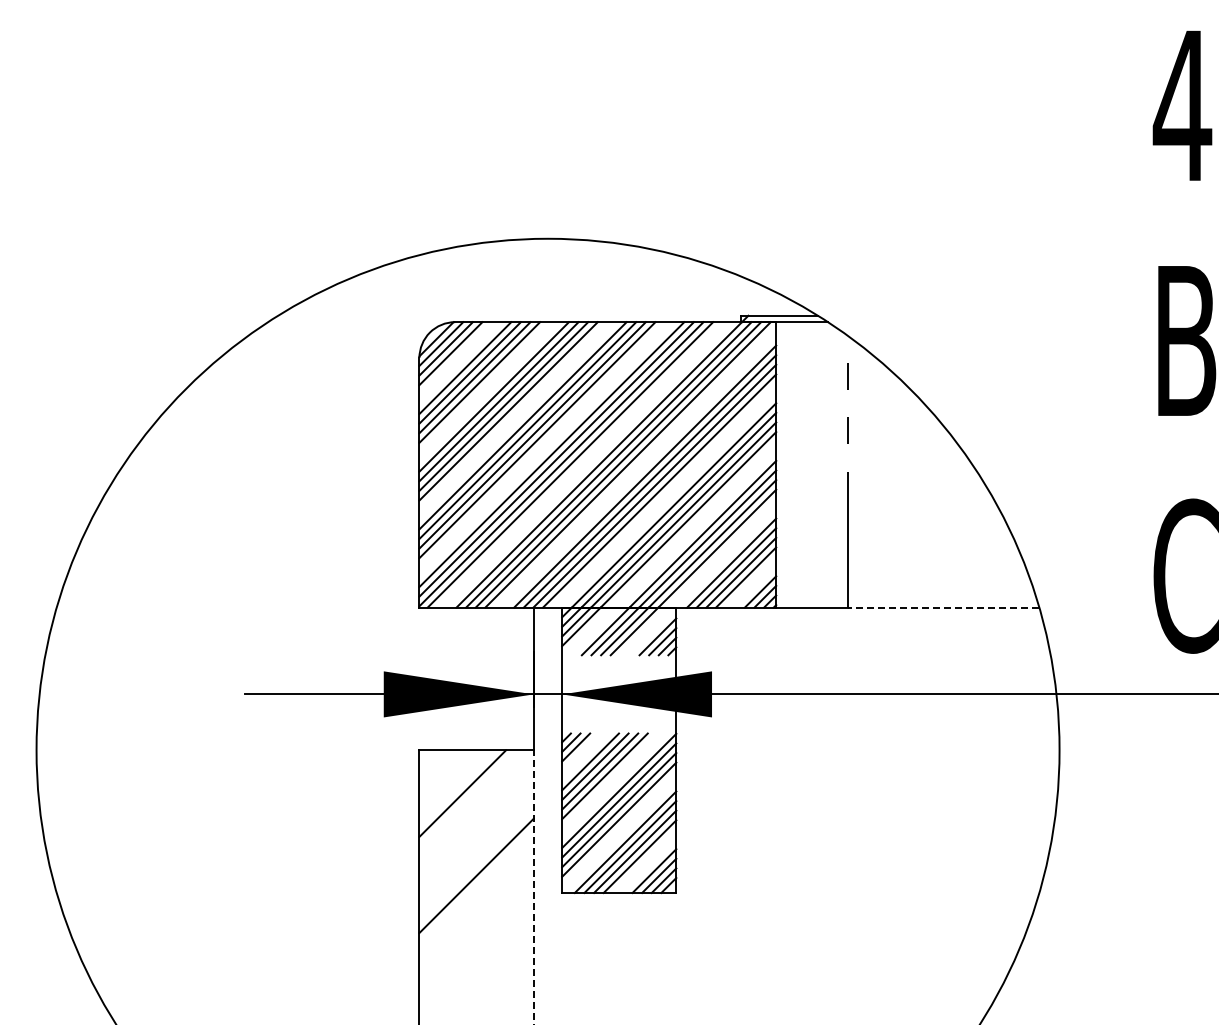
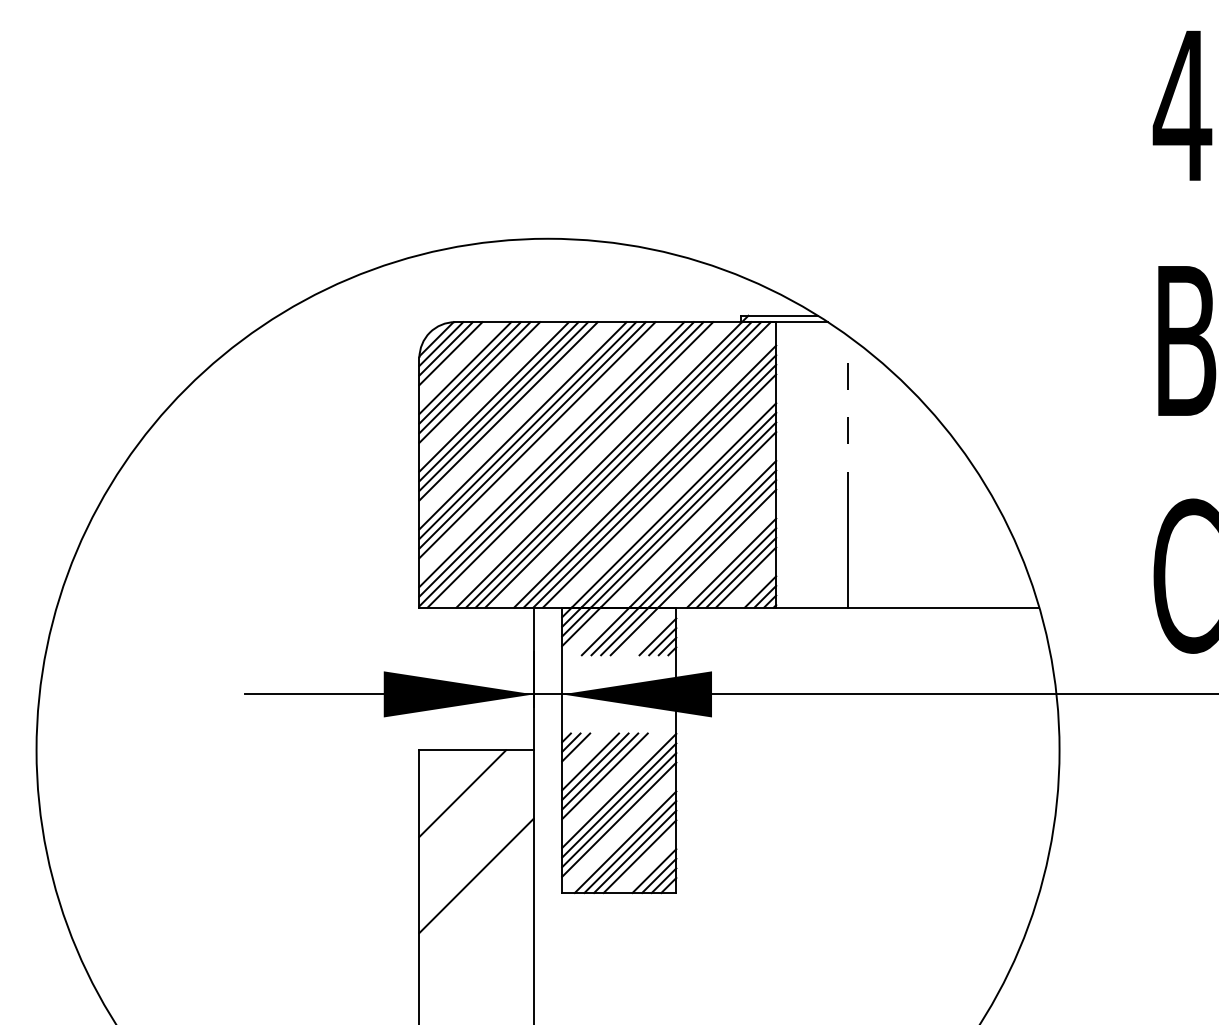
line: dashed -> solid (943, 607)
line: dashed -> solid (533, 887)
